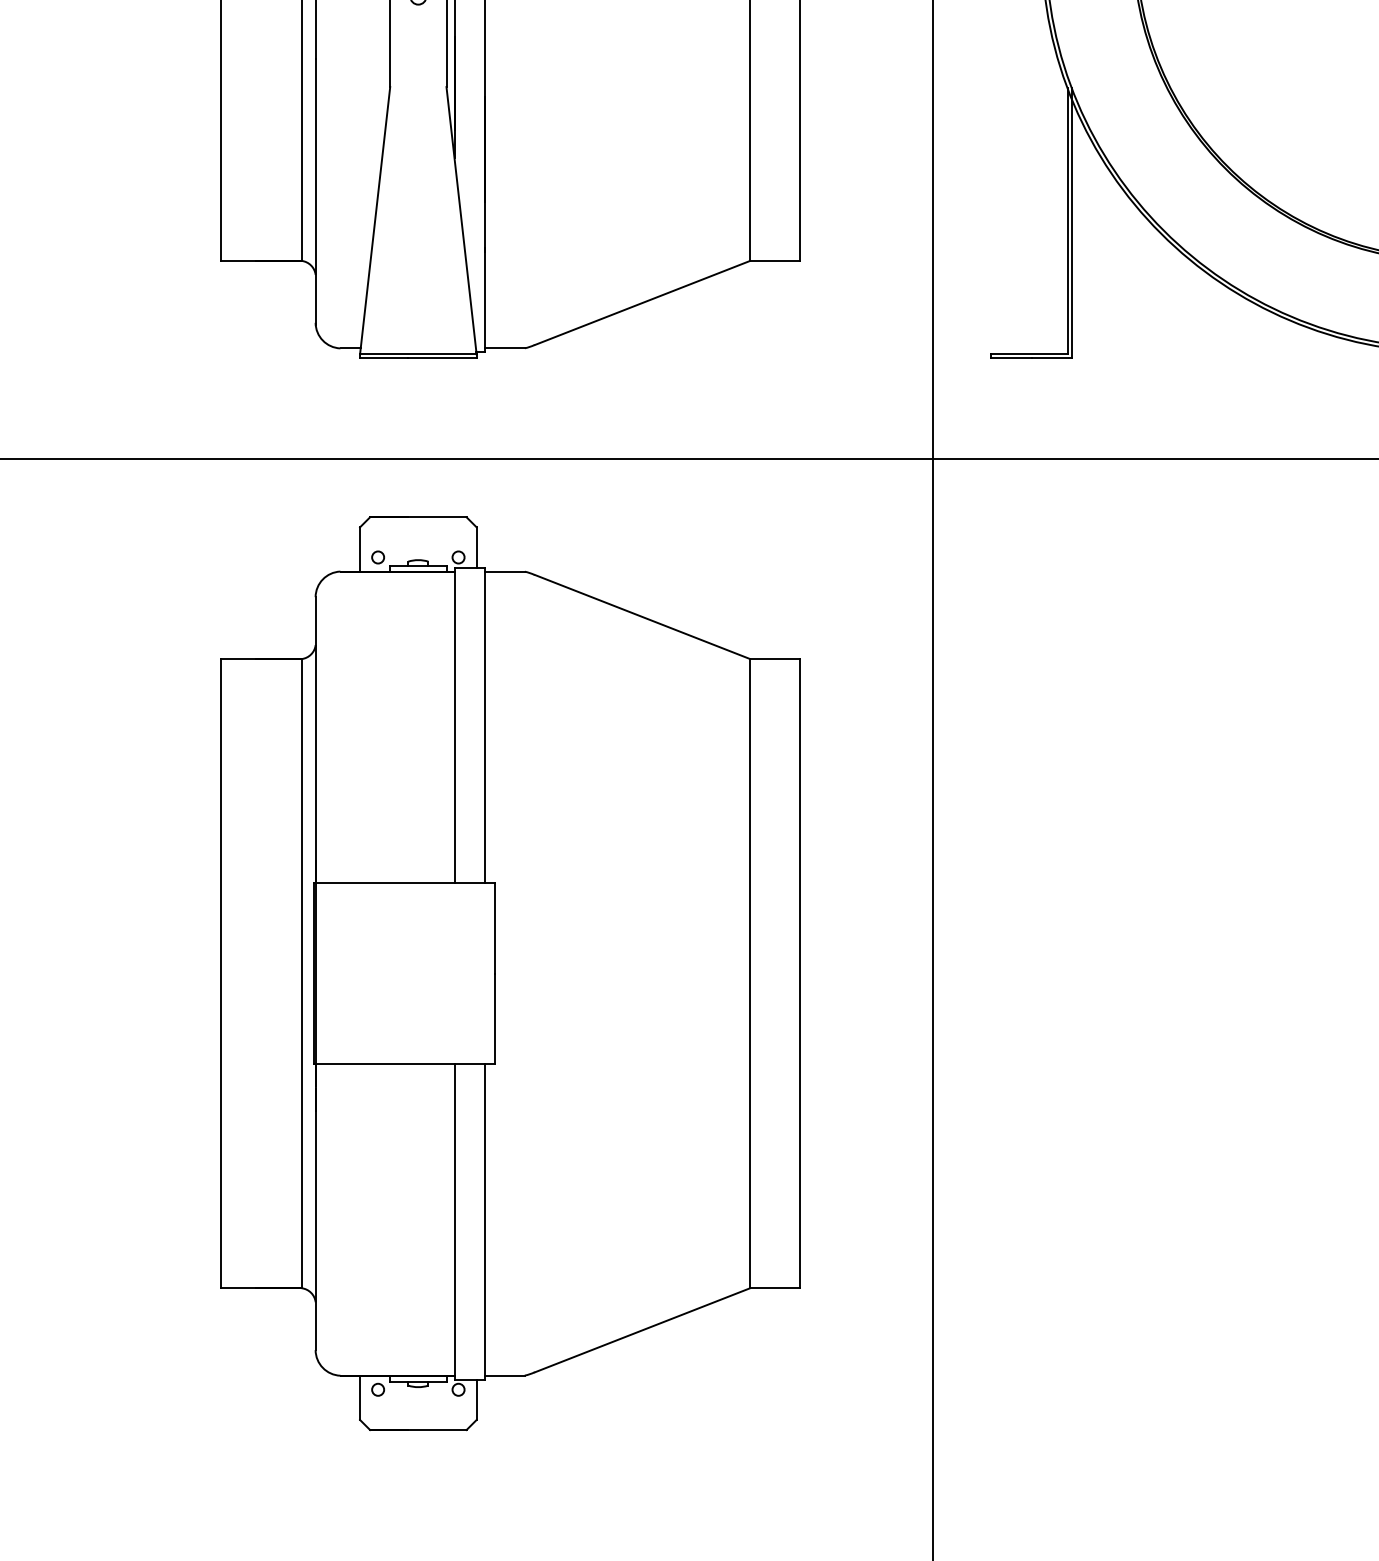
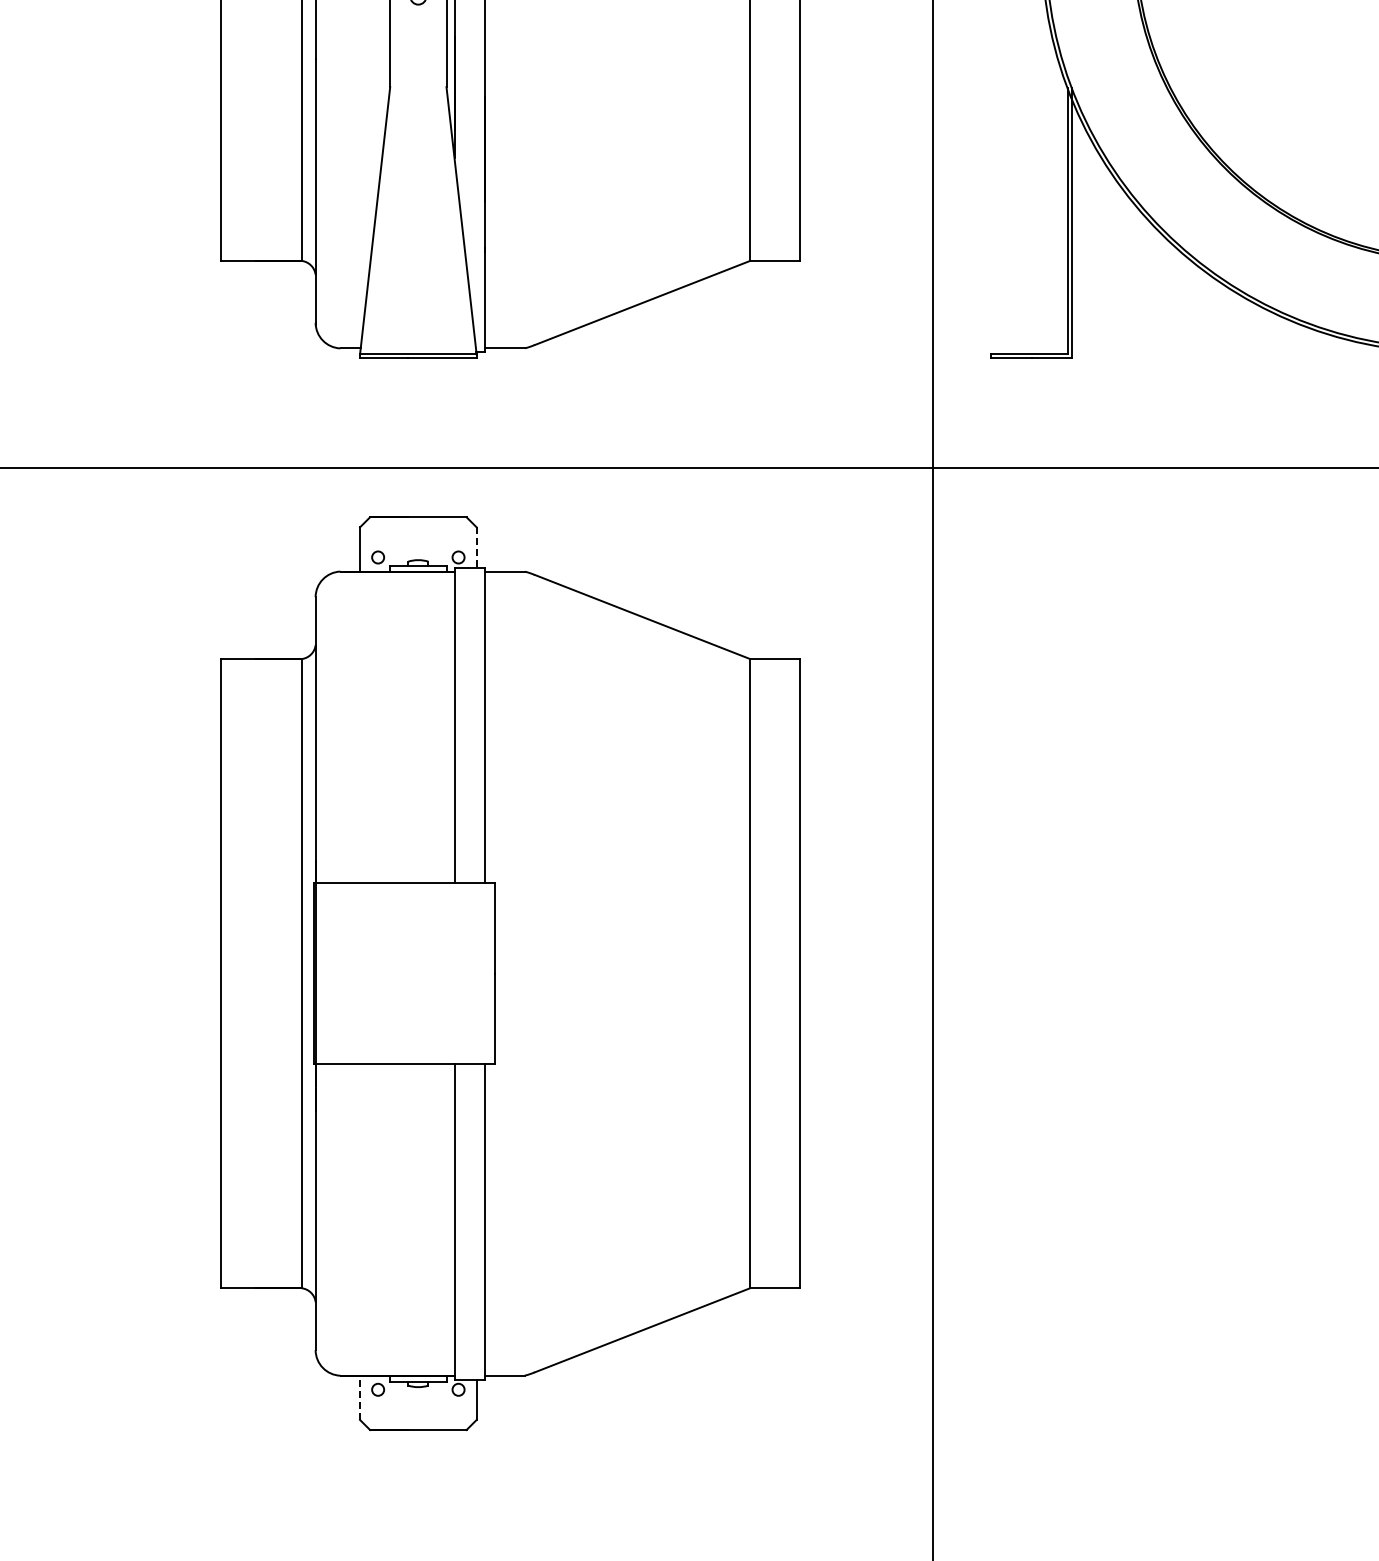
line position: (688, 459) -> (688, 468) (688, 468)
line: solid -> dashed (476, 547)
line: solid -> dashed (360, 1397)
